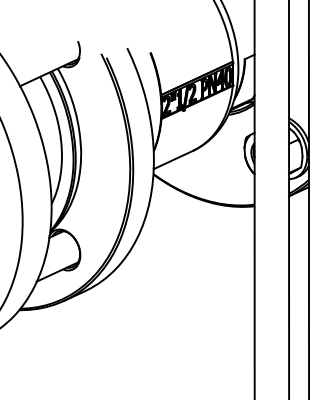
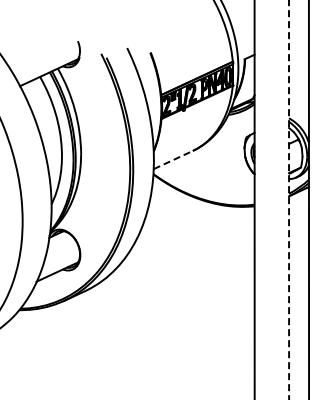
line: solid -> dashed (173, 160)
line: solid -> dashed (289, 199)
